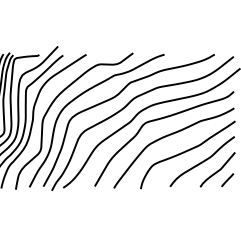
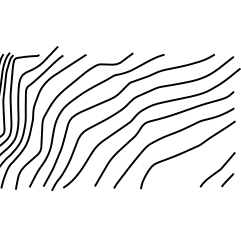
curve: present -> none (202, 161)
